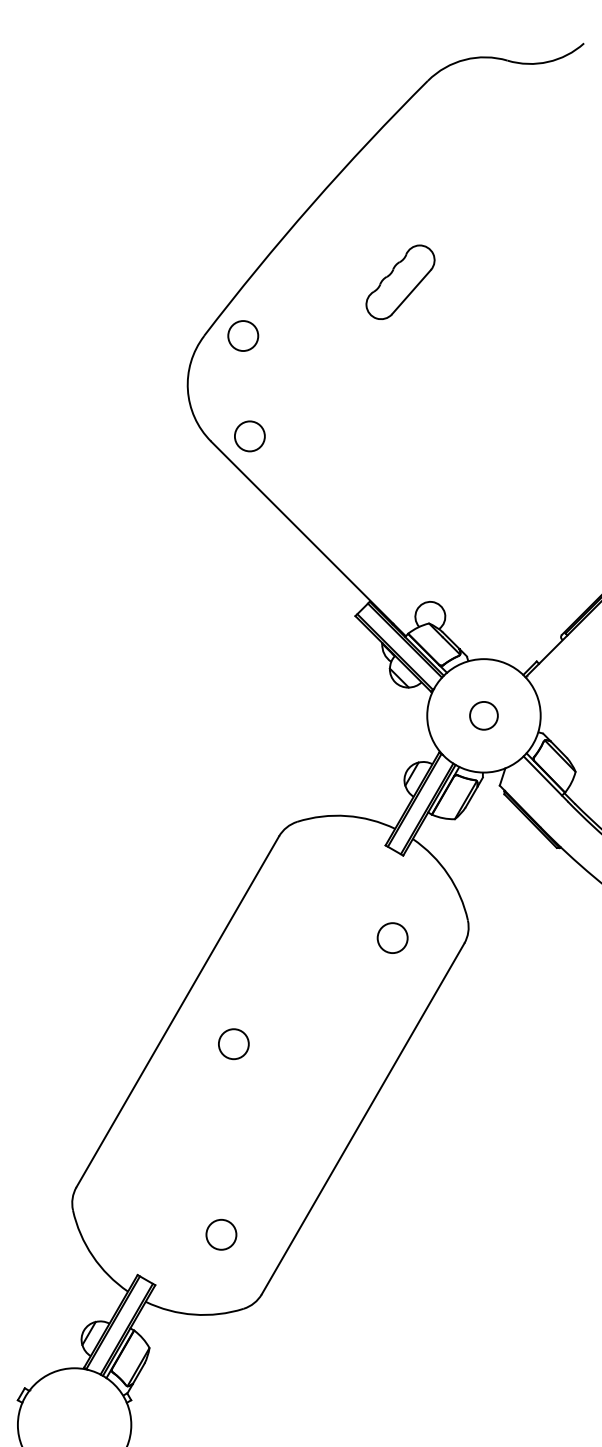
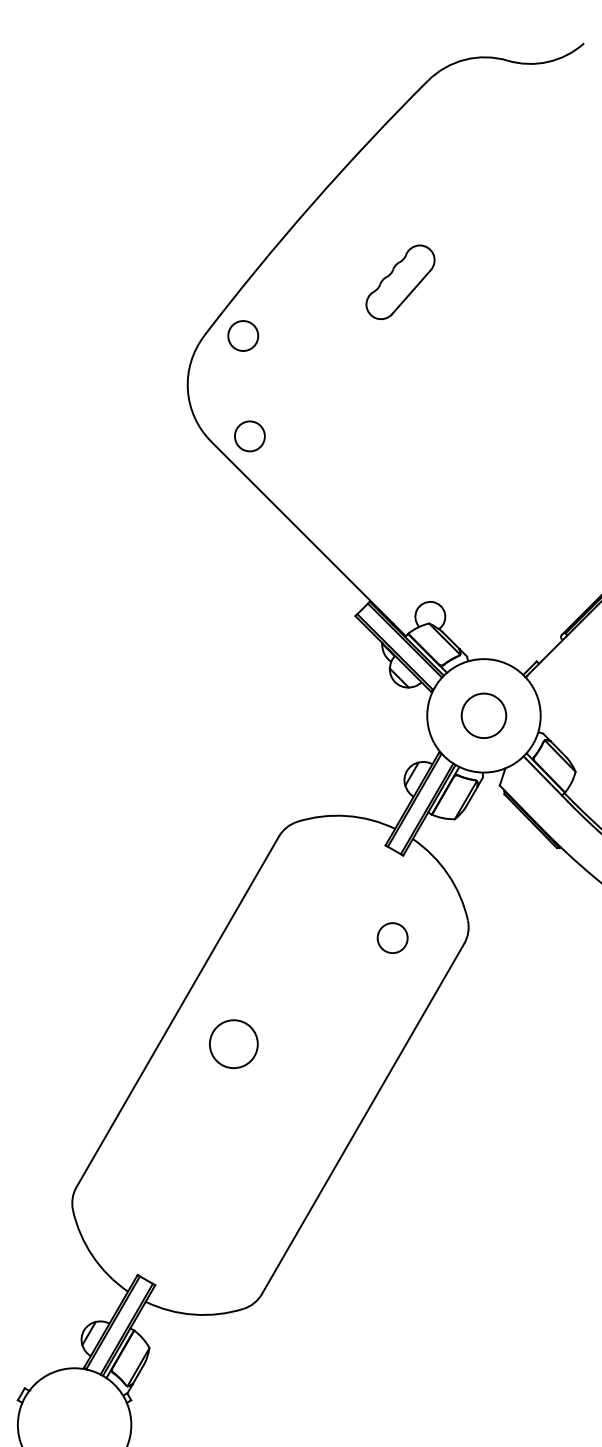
circle diameter: 28 px -> 45 px (483, 715)
circle diameter: 30 px -> 48 px (233, 1044)
circle: present -> none (221, 1234)
